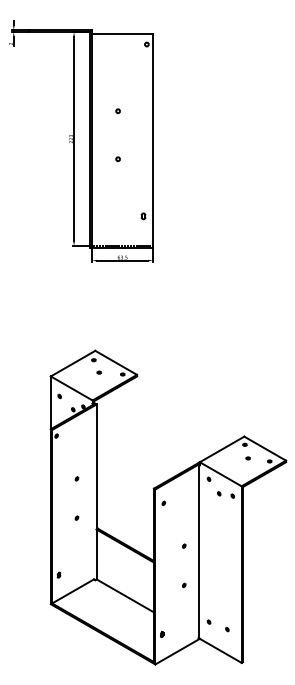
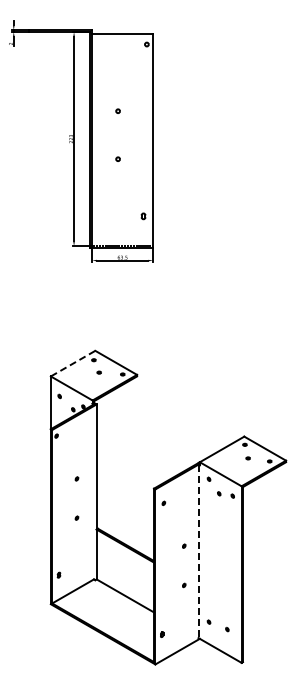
line: solid -> dashed (73, 363)
line: solid -> dashed (198, 551)
